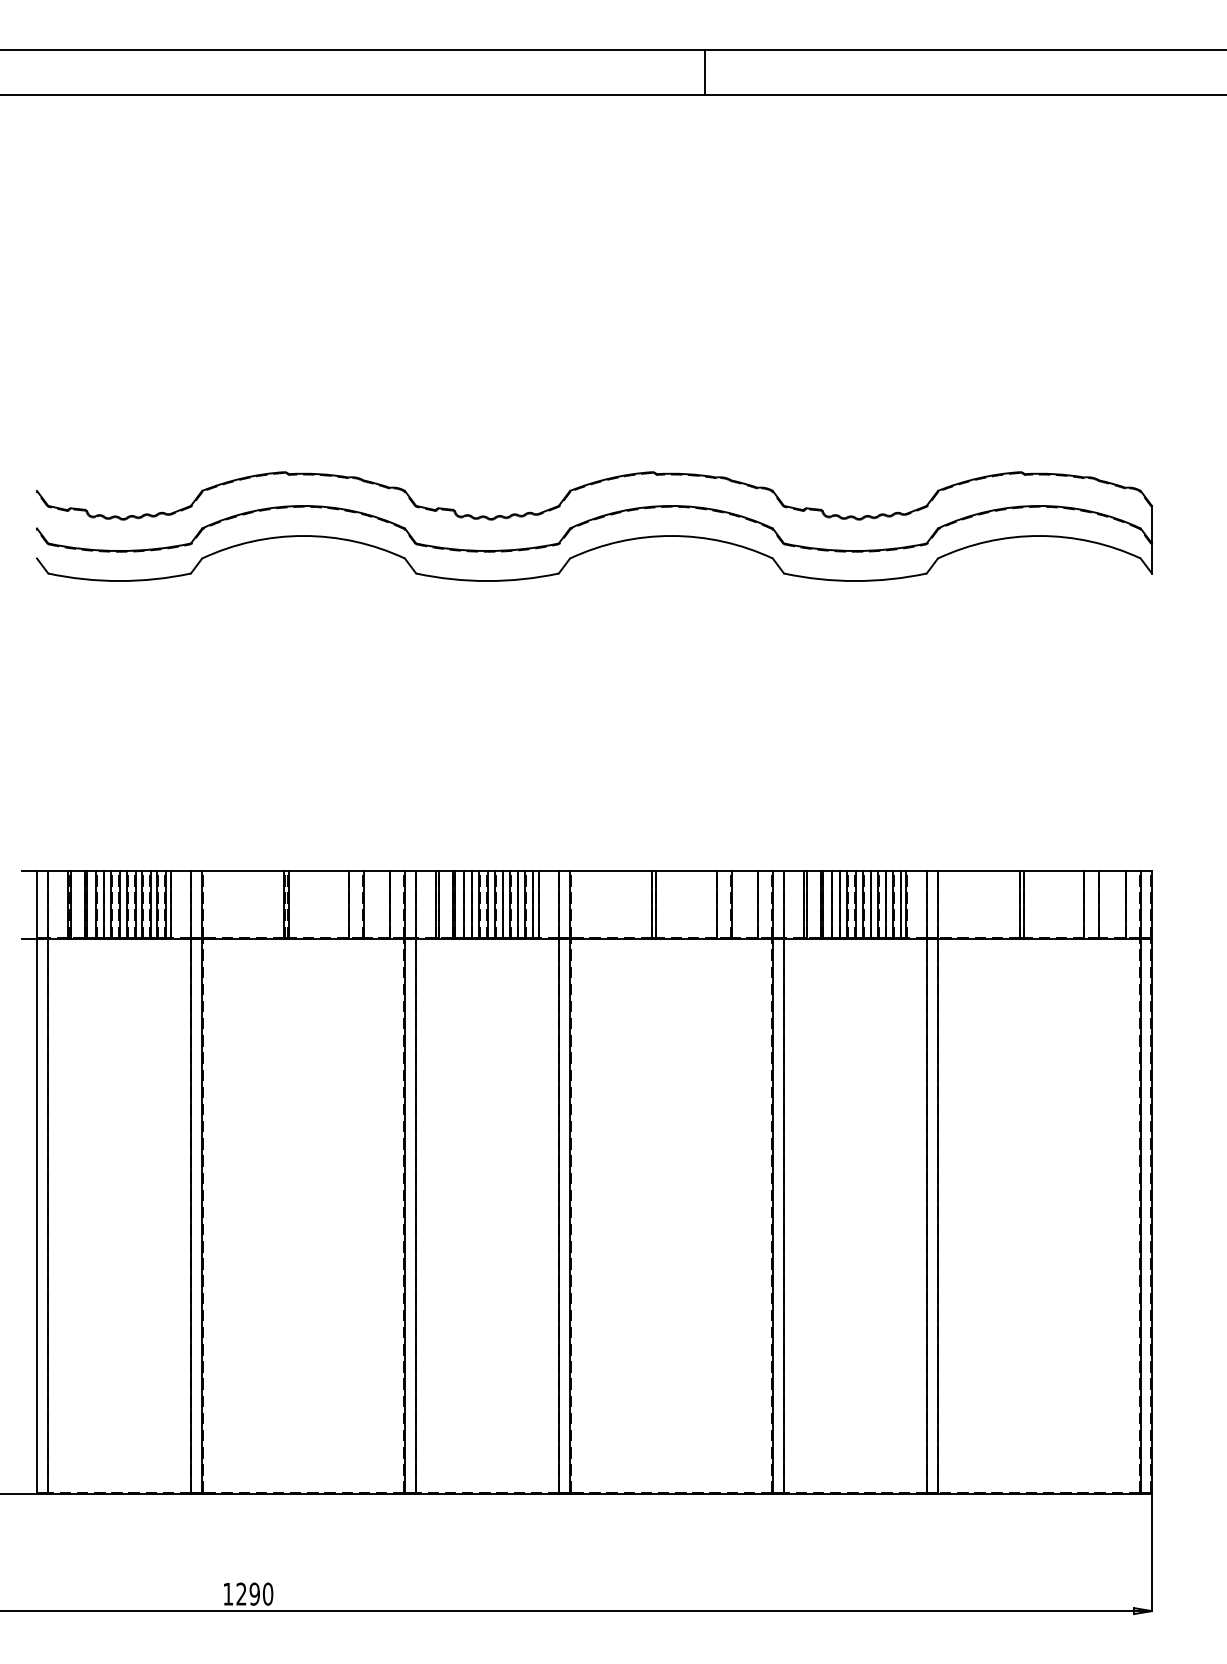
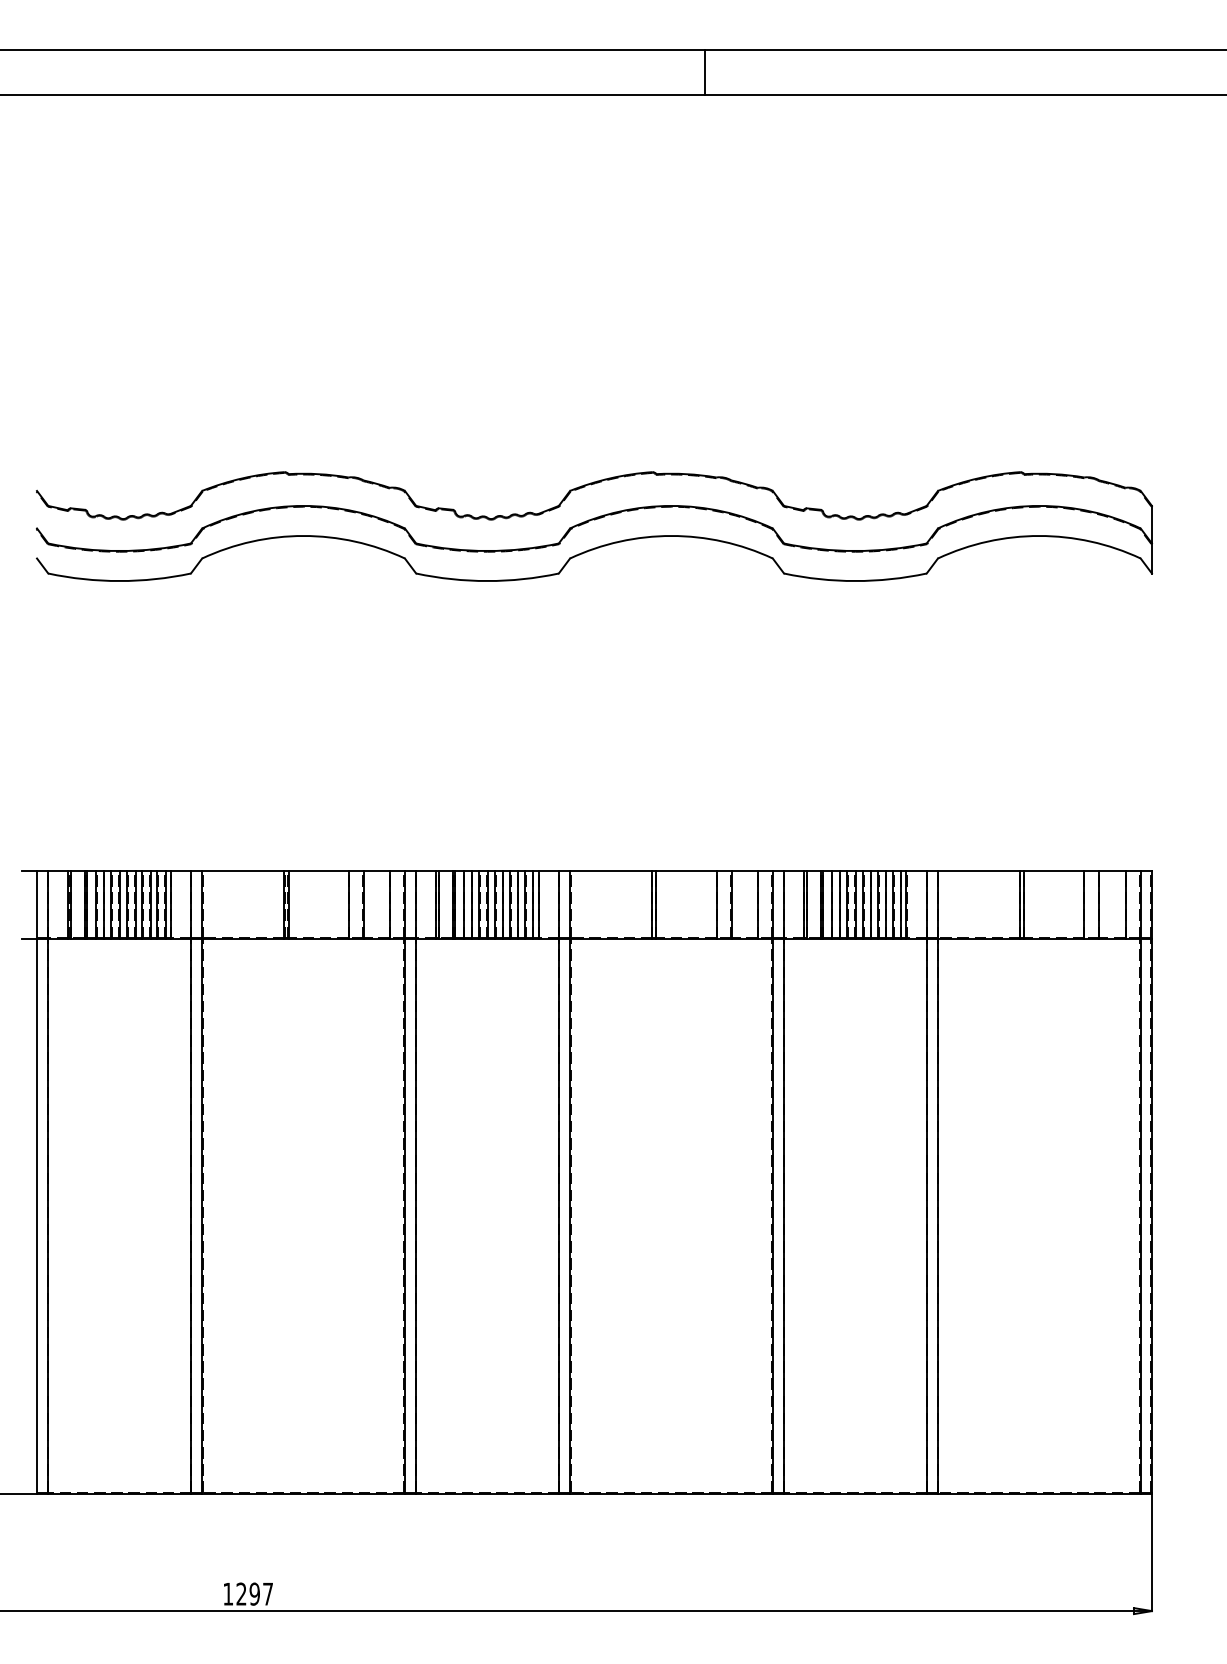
text: 1290 -> 1297 (267, 1593)
